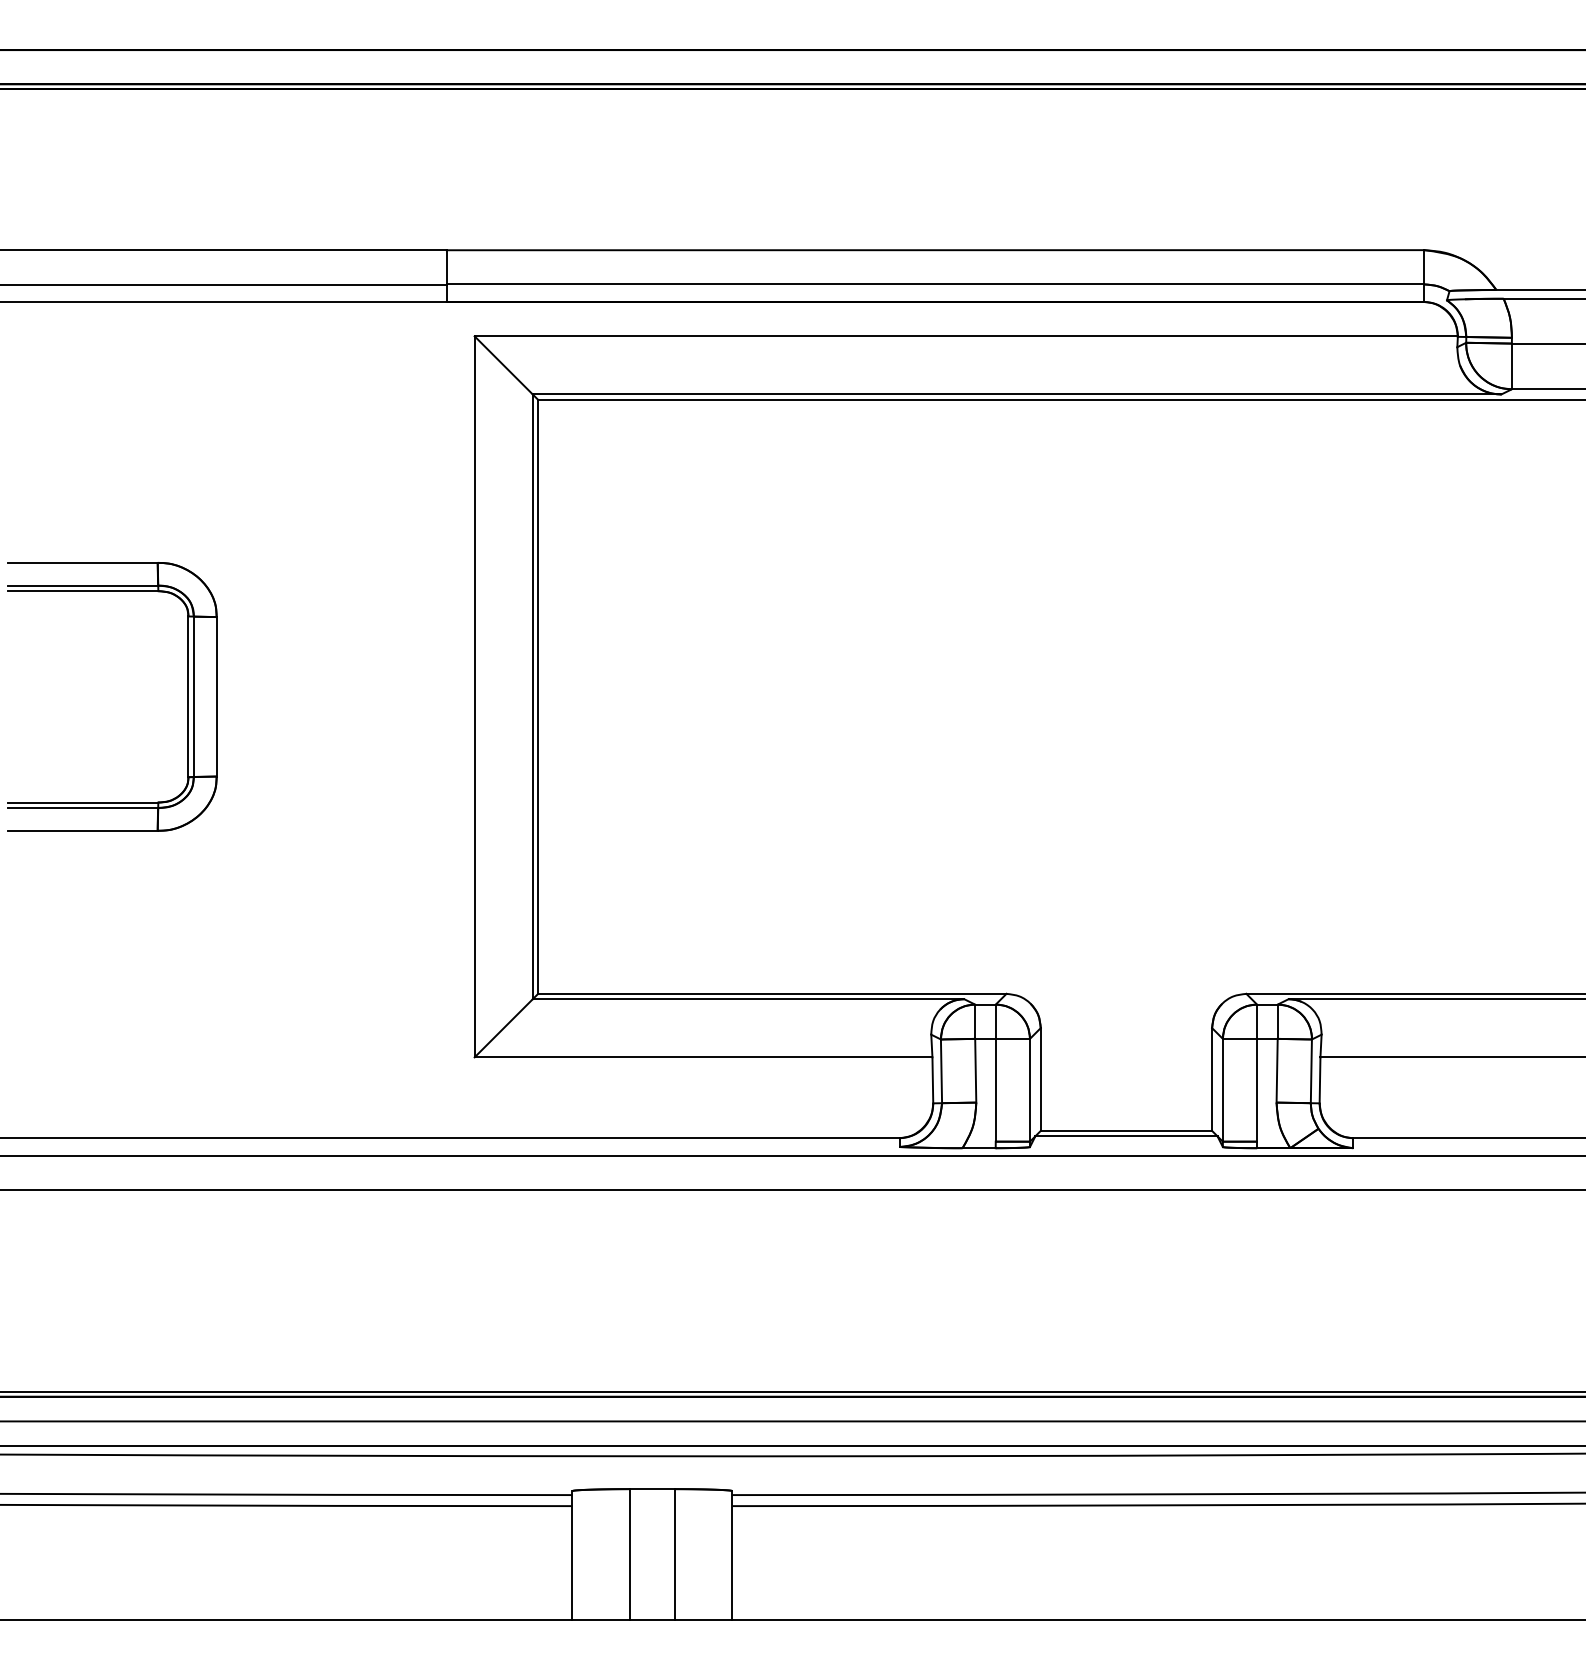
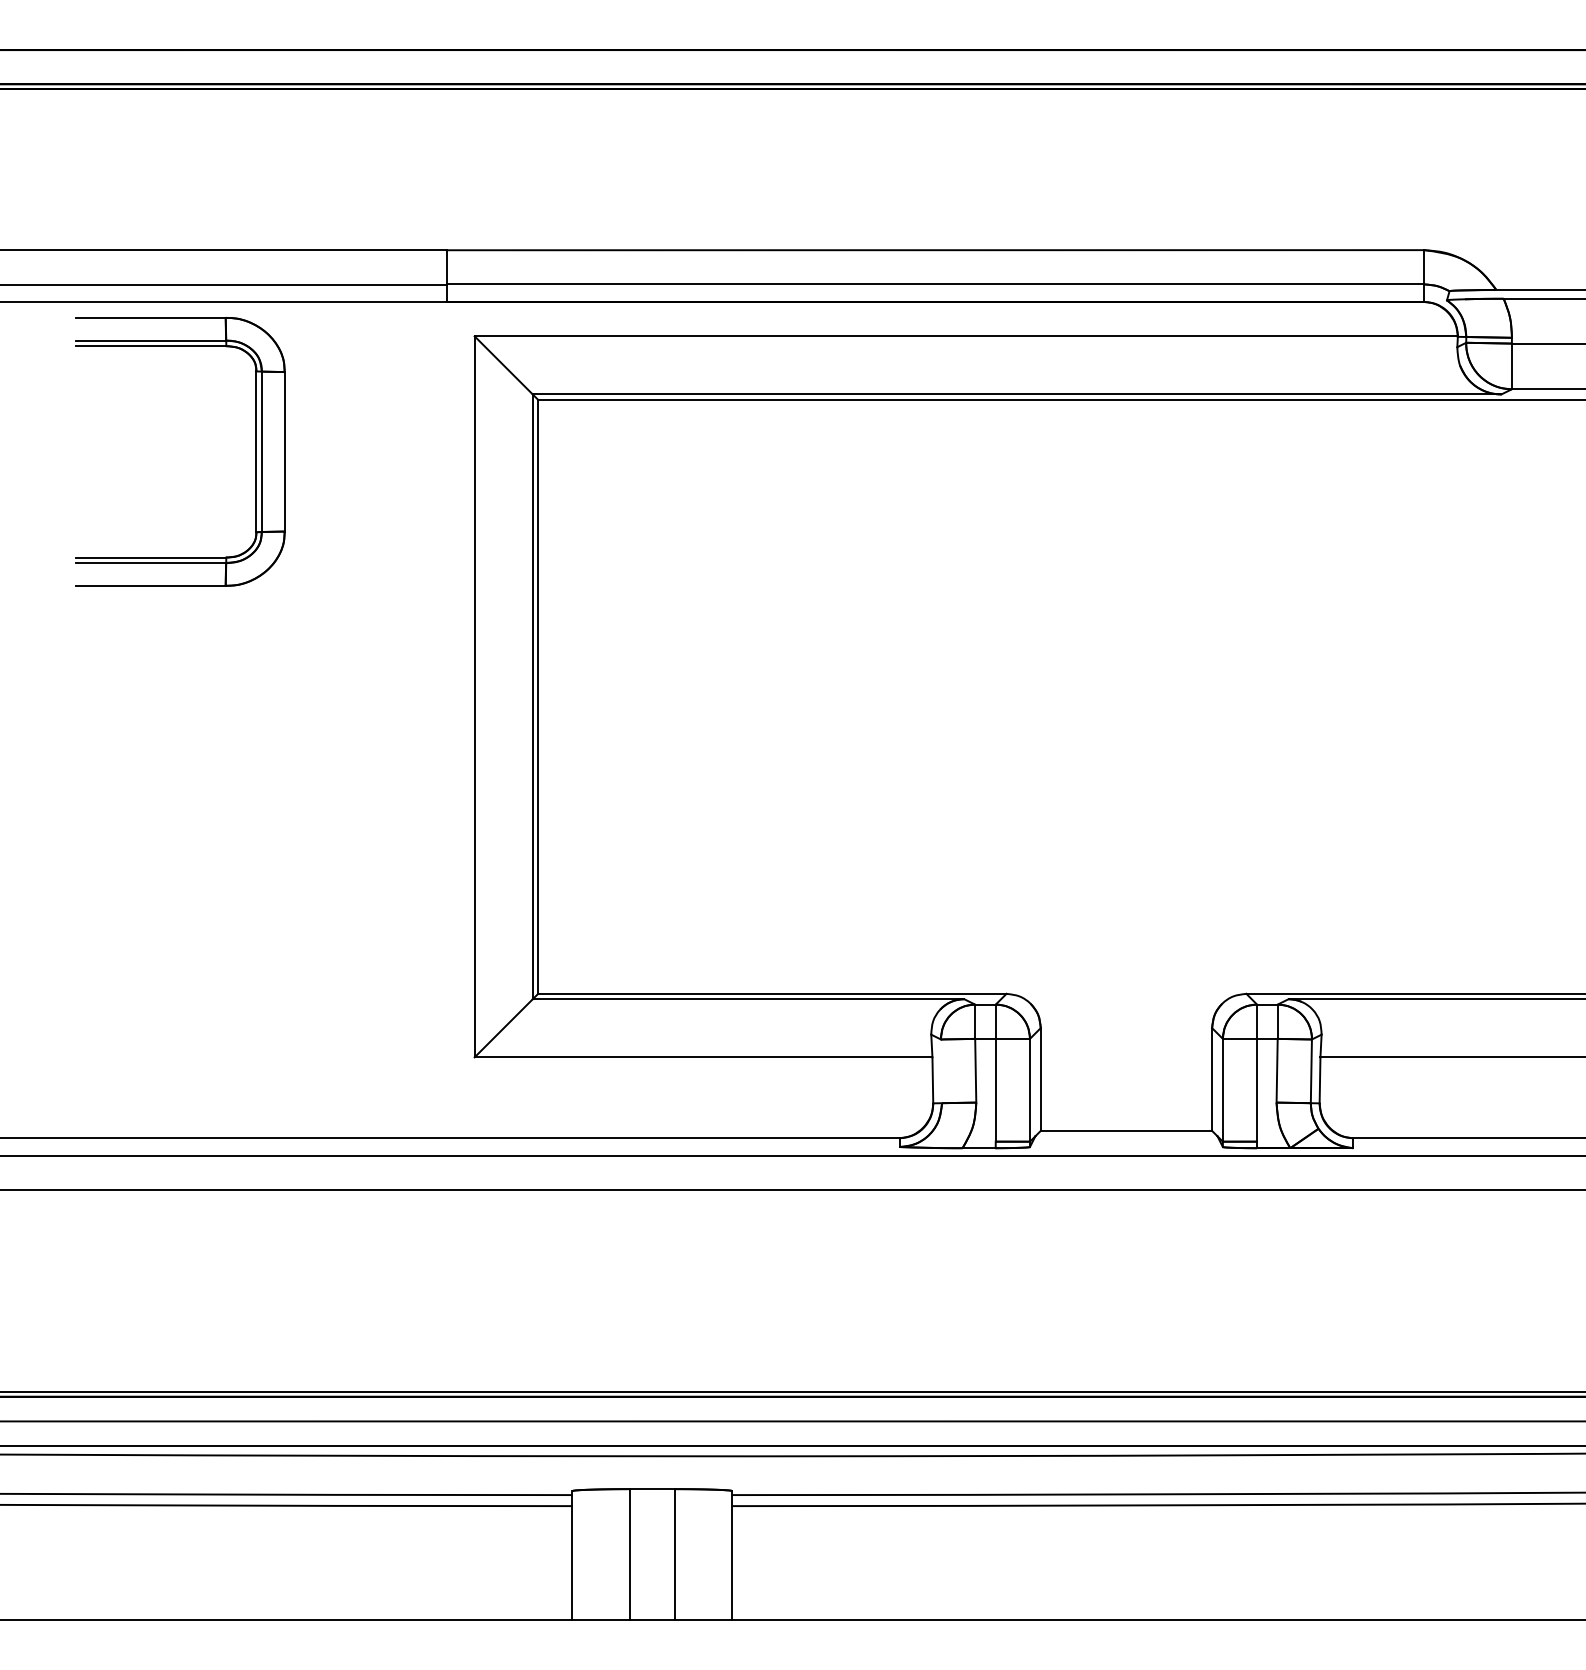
part position: (187, 696) -> (255, 451) (255, 451)
line: present -> none (941, 1071)
line: present -> none (1126, 1136)
